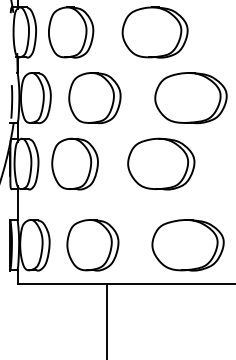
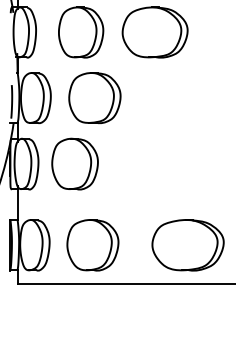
part position: (71, 32) -> (81, 32) (81, 32)
part: present -> none (190, 98)
part: present -> none (161, 163)
line: present -> none (107, 320)
